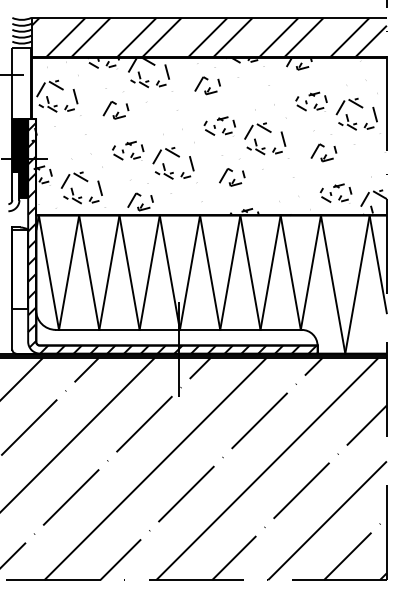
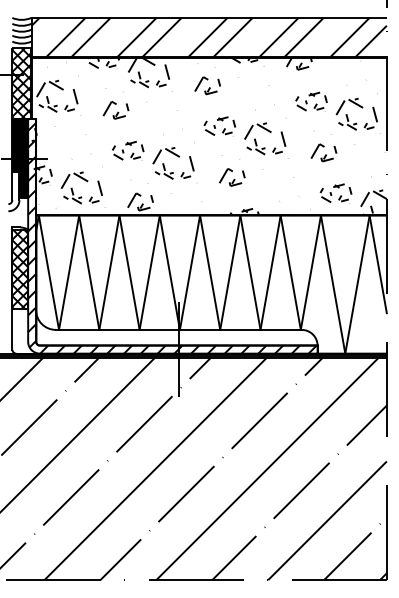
hatch: none -> present (21, 82)
hatch: none -> present (19, 269)
